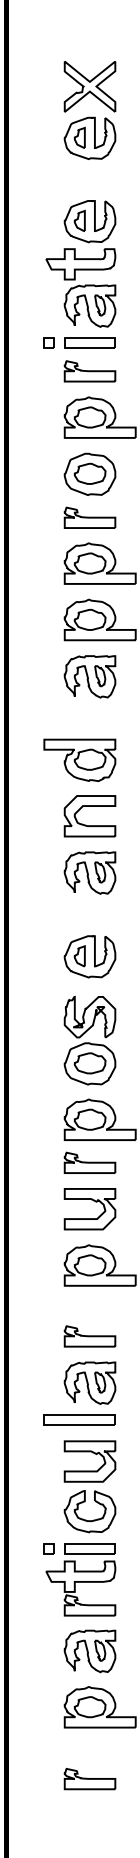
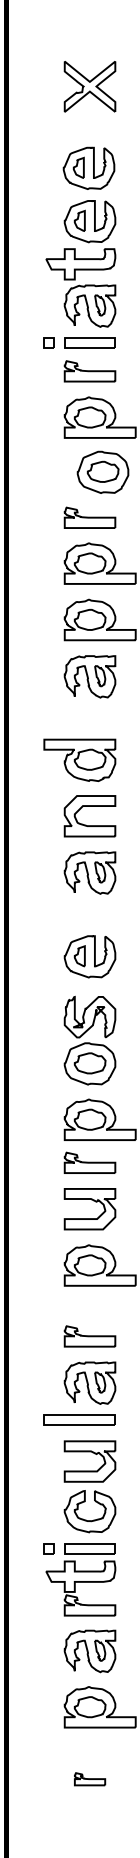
part position: (89, 137) -> (88, 167) (88, 167)
part position: (89, 473) -> (102, 471) (102, 471)
part size: 54x23 px -> 33x15 px (90, 1779)
